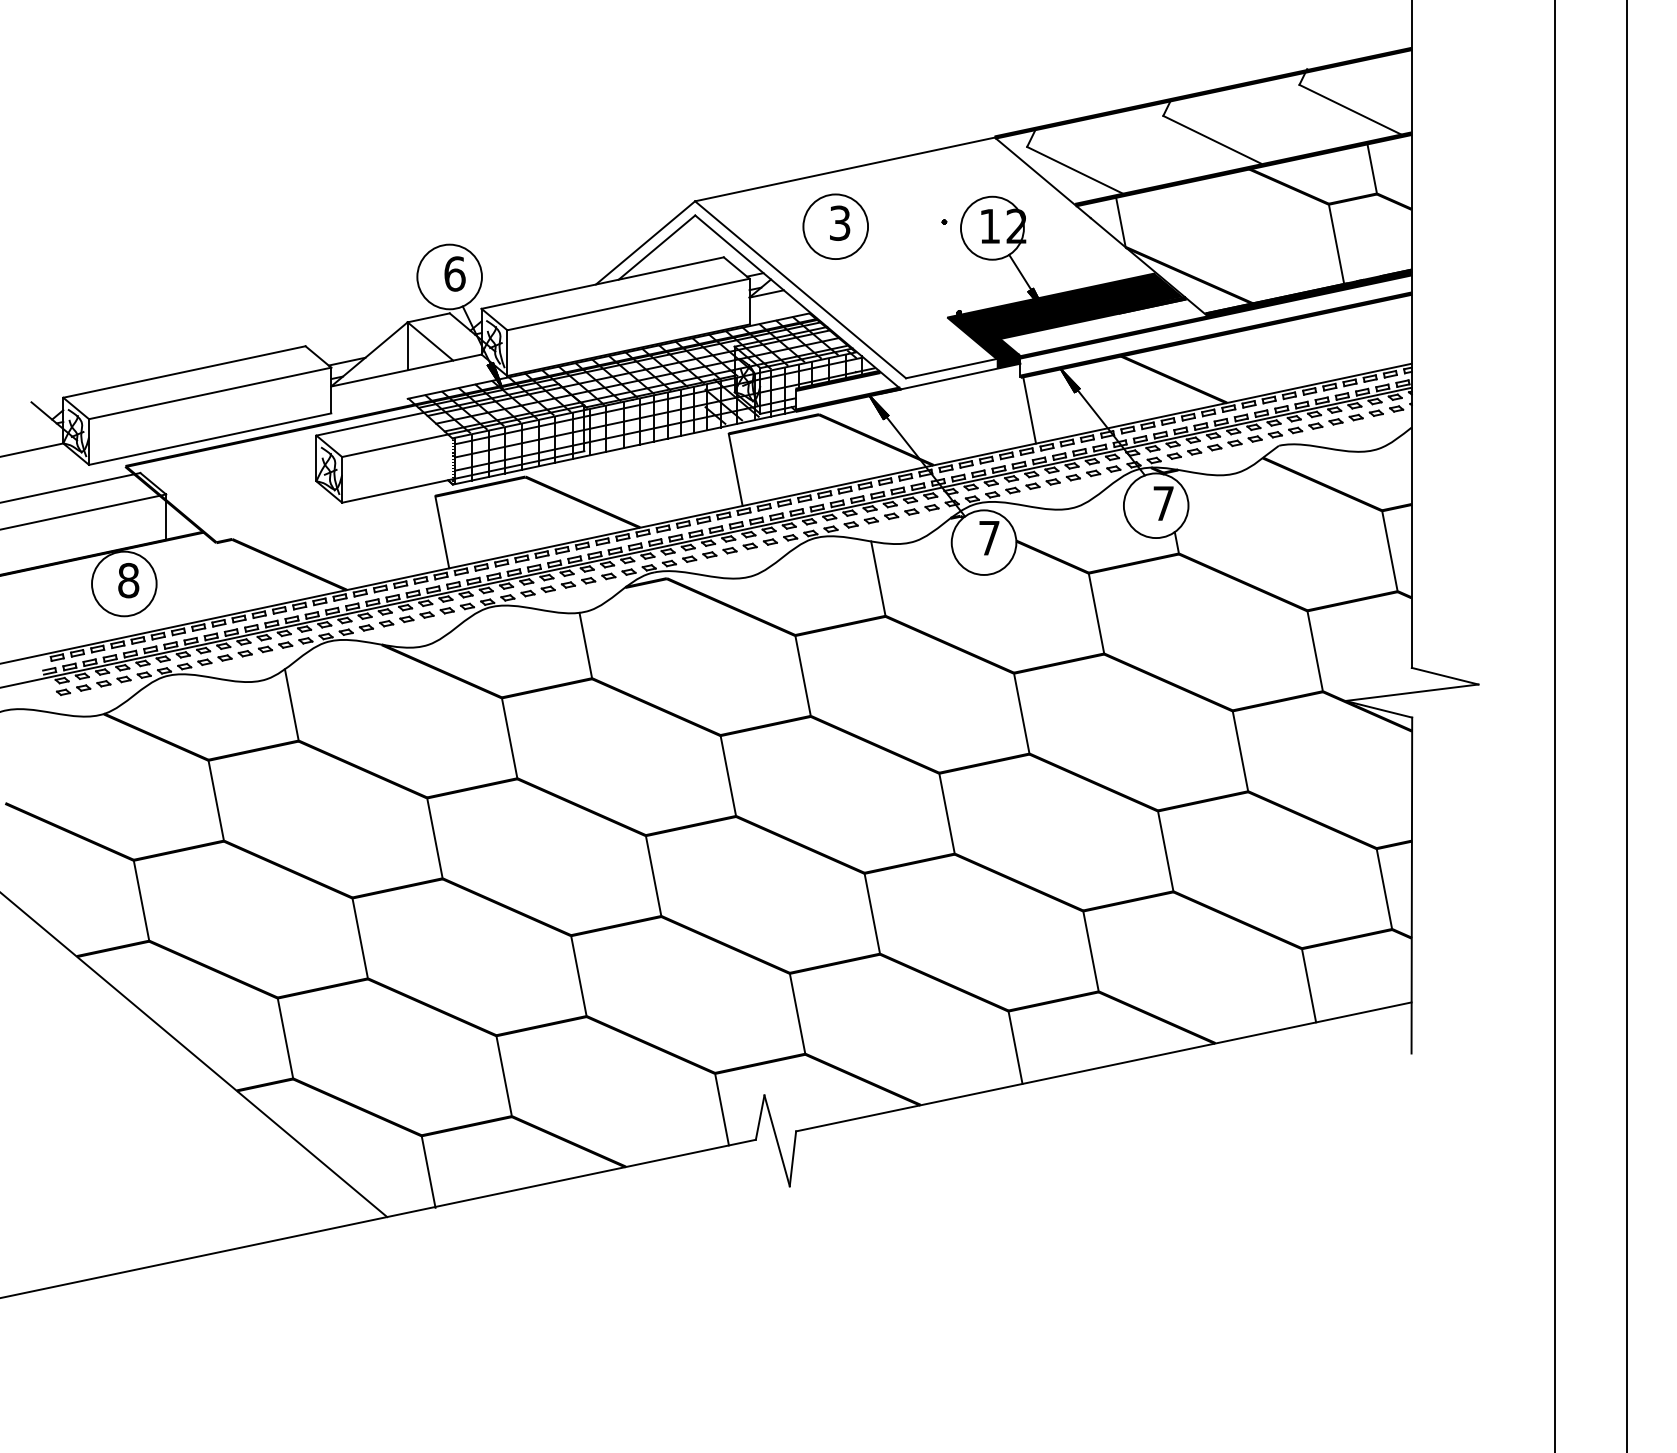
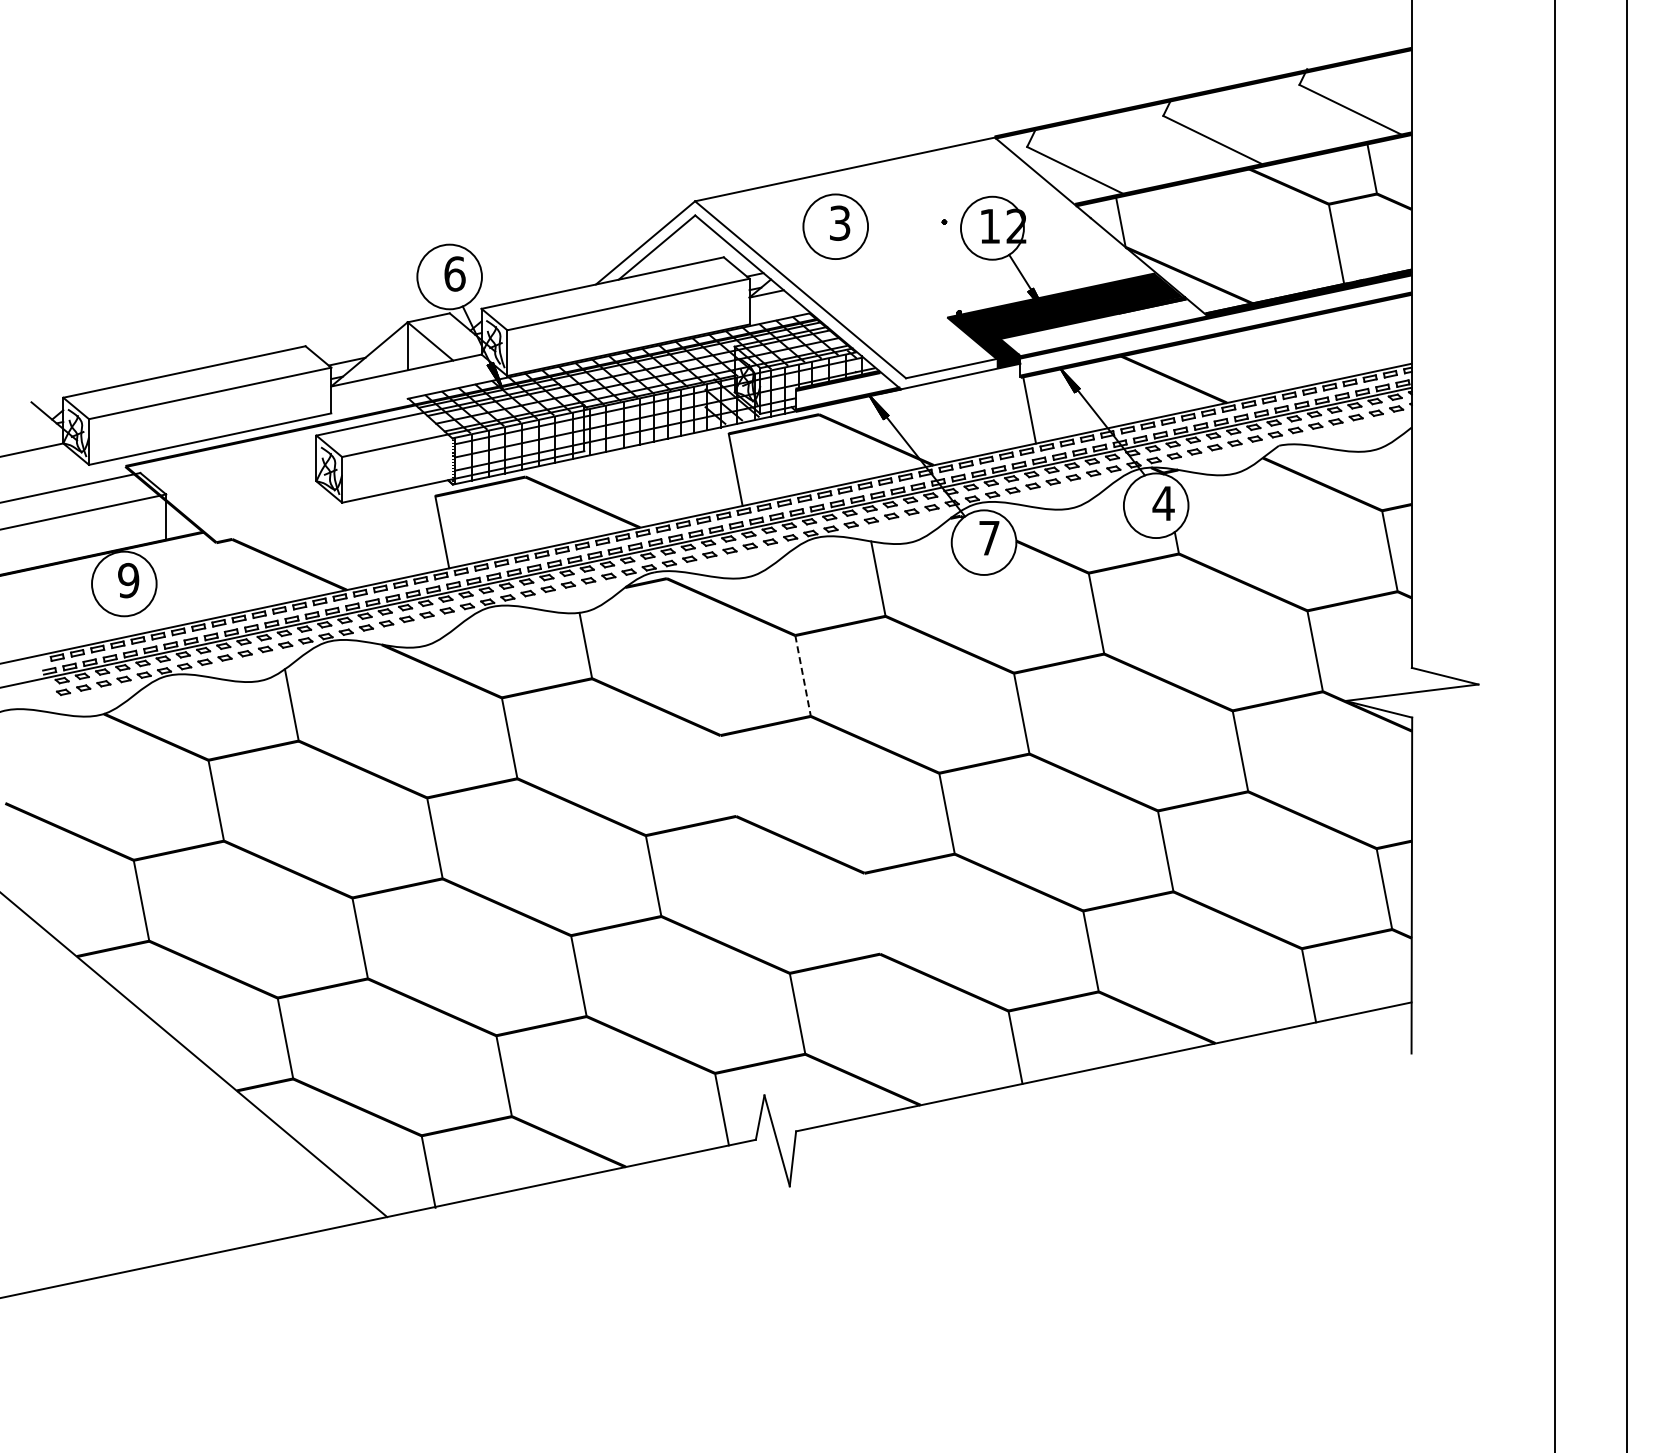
text: 7 -> 4 (1163, 503)
text: 8 -> 9 (128, 580)
line: solid -> dashed (803, 676)
line: present -> none (728, 775)
line: present -> none (872, 913)
